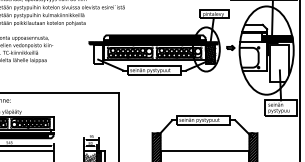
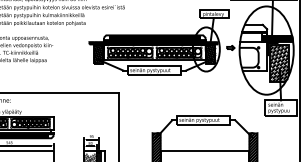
hatch: none -> present (98, 53)
hatch: none -> present (279, 62)
